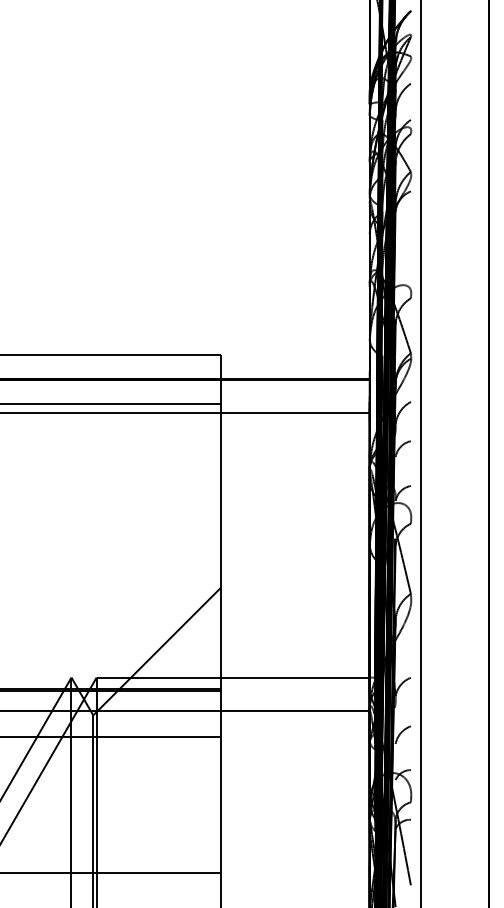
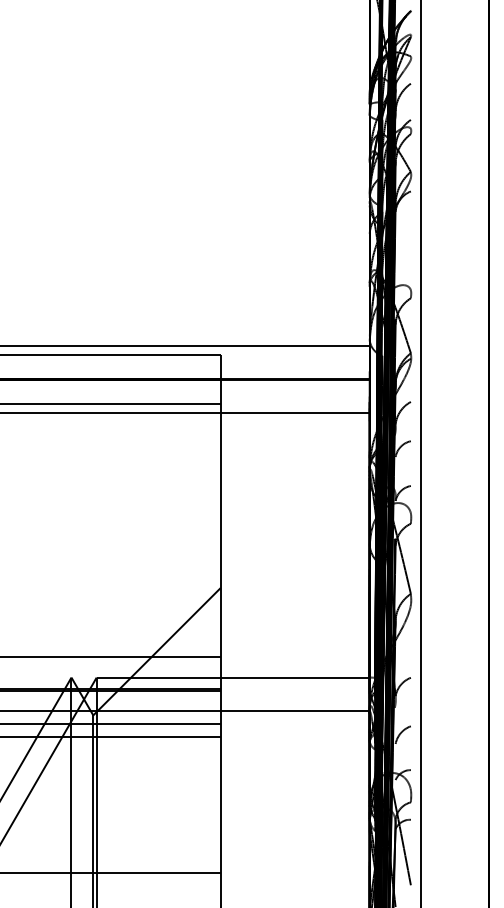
line: none -> present (185, 345)
line: none -> present (111, 657)
line: none -> present (111, 723)
